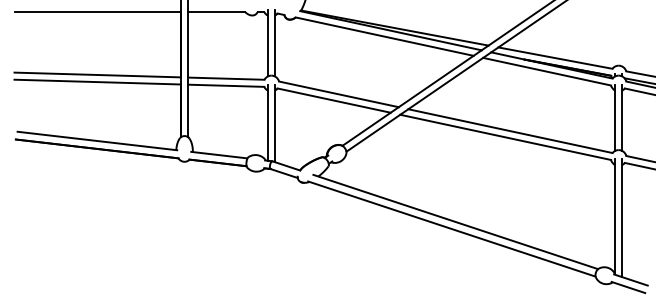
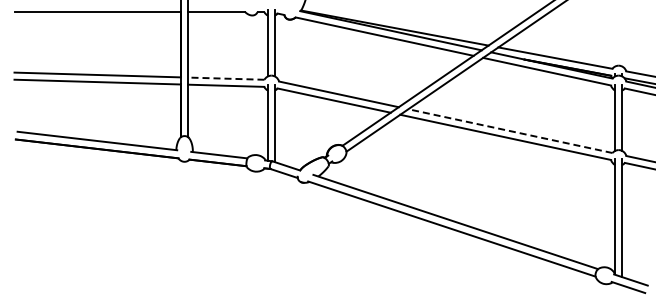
line: solid -> dashed (225, 78)
line: solid -> dashed (509, 131)
